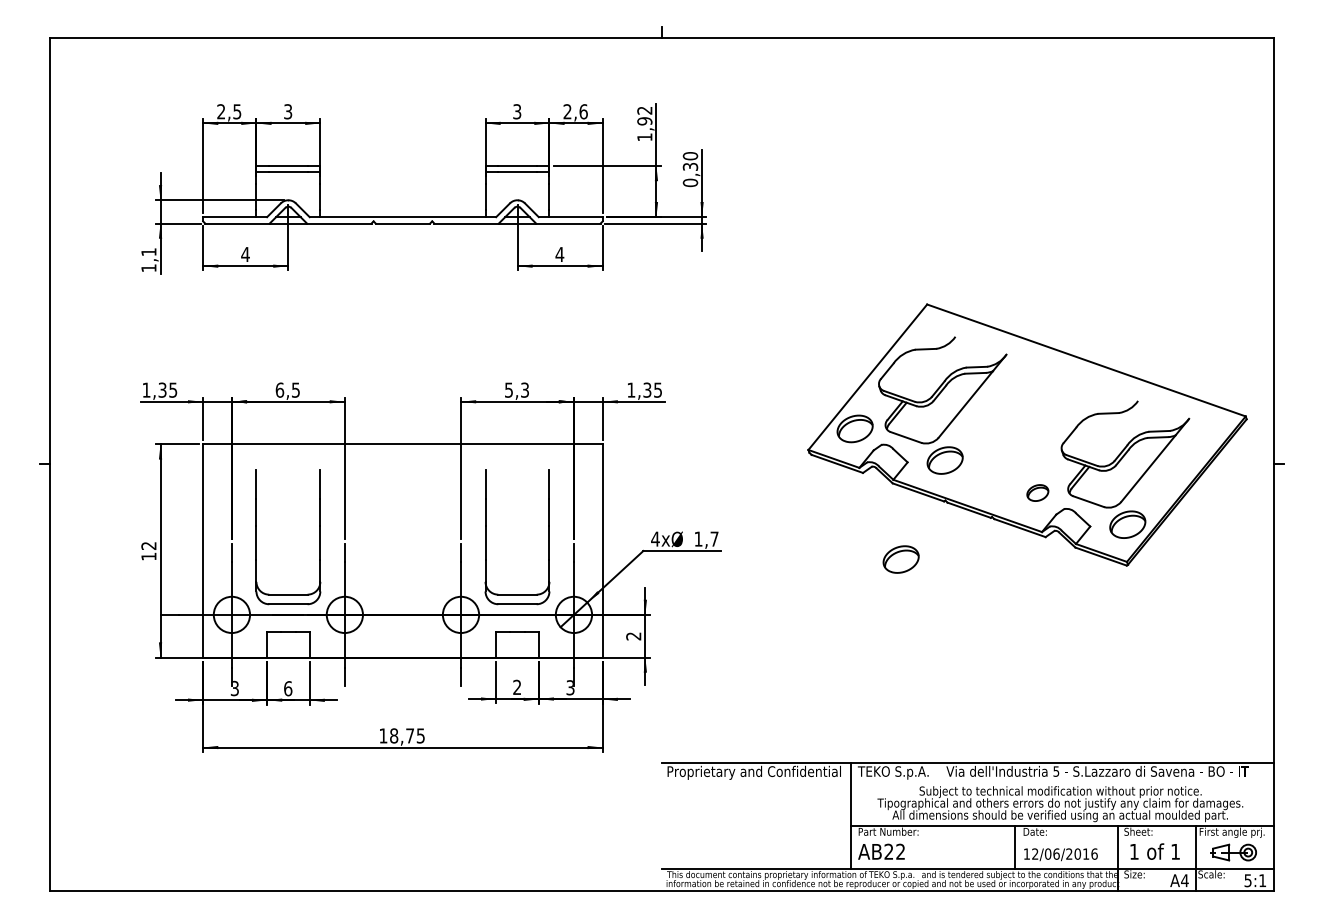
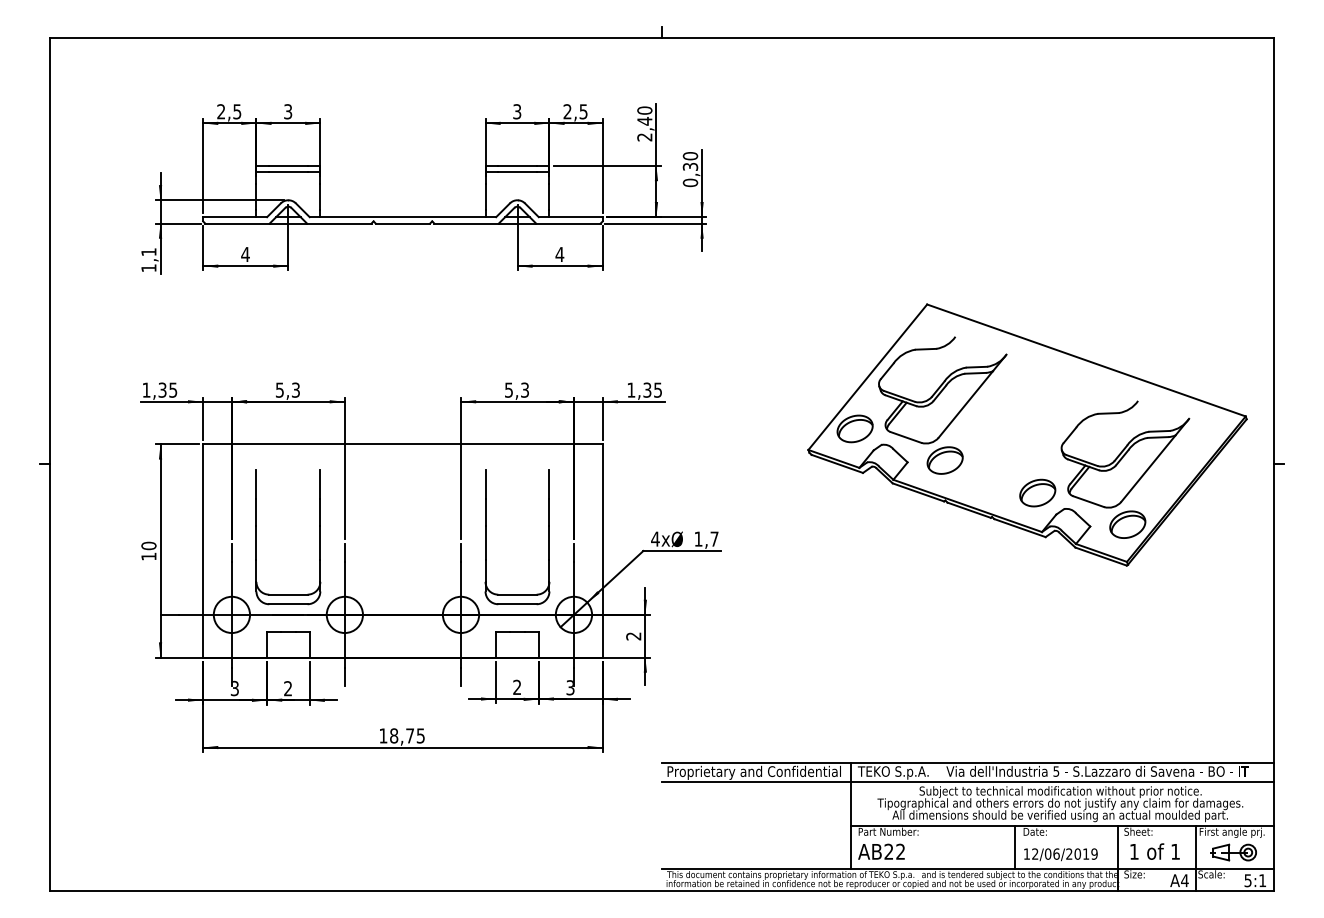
text: 2,6 -> 2,5 (583, 111)
text: 1,92 -> 2,40 (644, 123)
text: 6,5 -> 5,3 (287, 389)
part size: 24x18 px -> 38x30 px (1037, 492)
text: 12 -> 10 (148, 545)
part: present -> none (900, 559)
text: 6 -> 2 (288, 688)
line: none -> present (967, 781)
text: 12/06/2016 -> 12/06/2019 (1094, 853)
